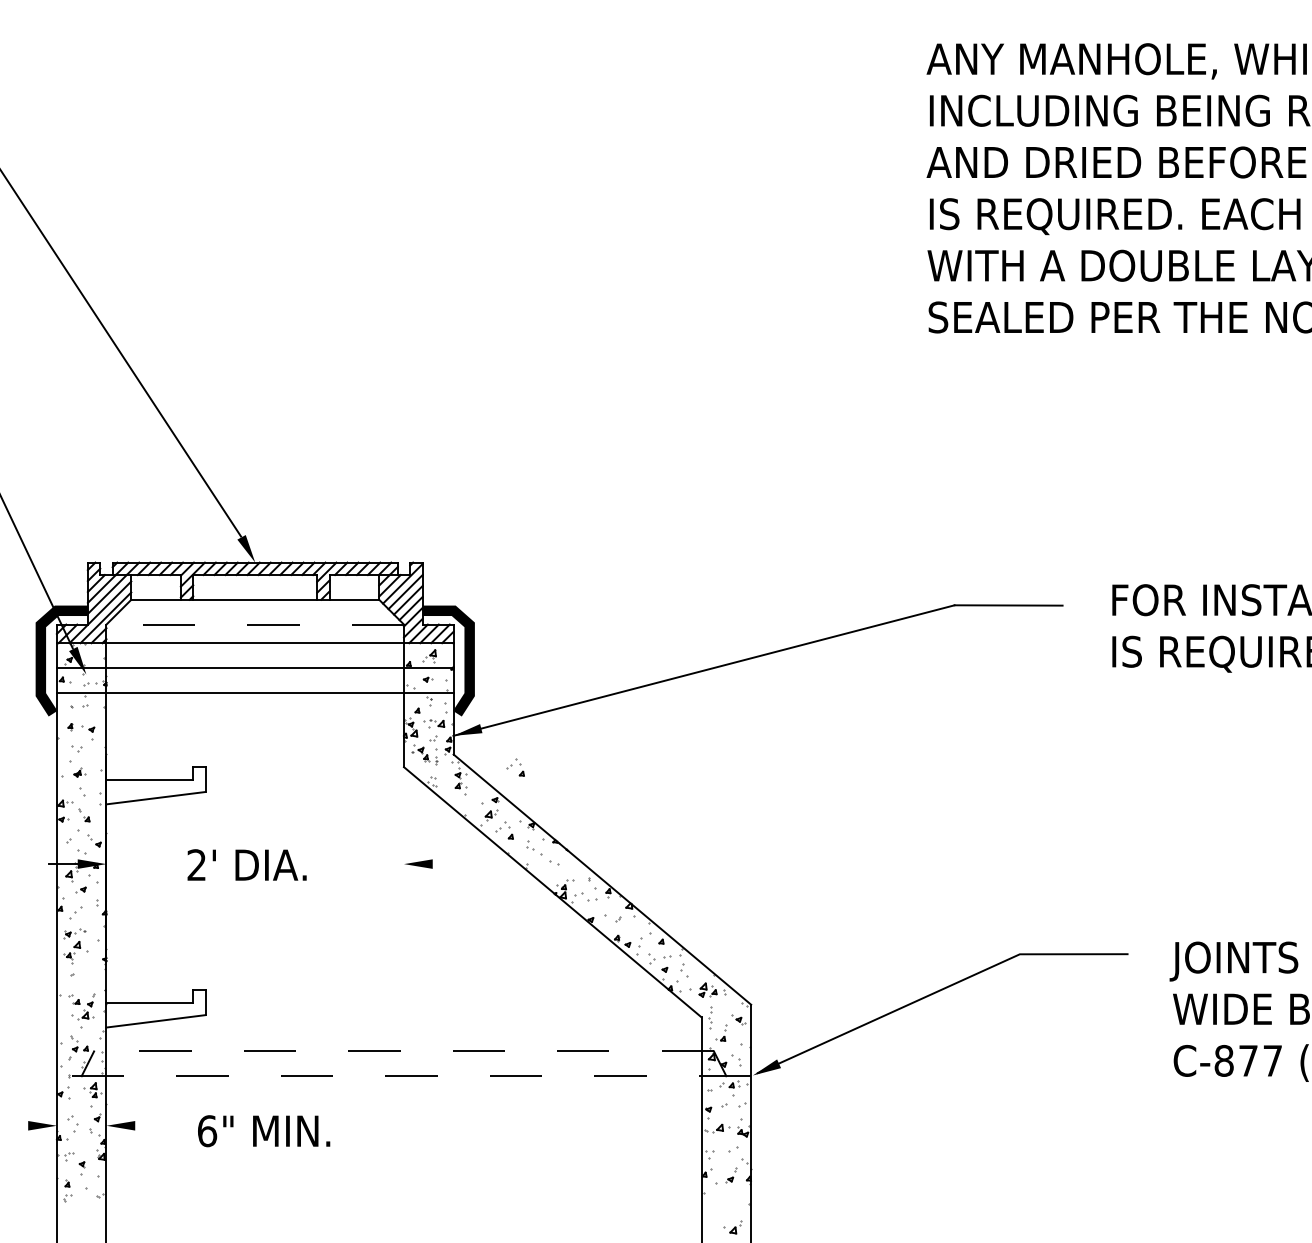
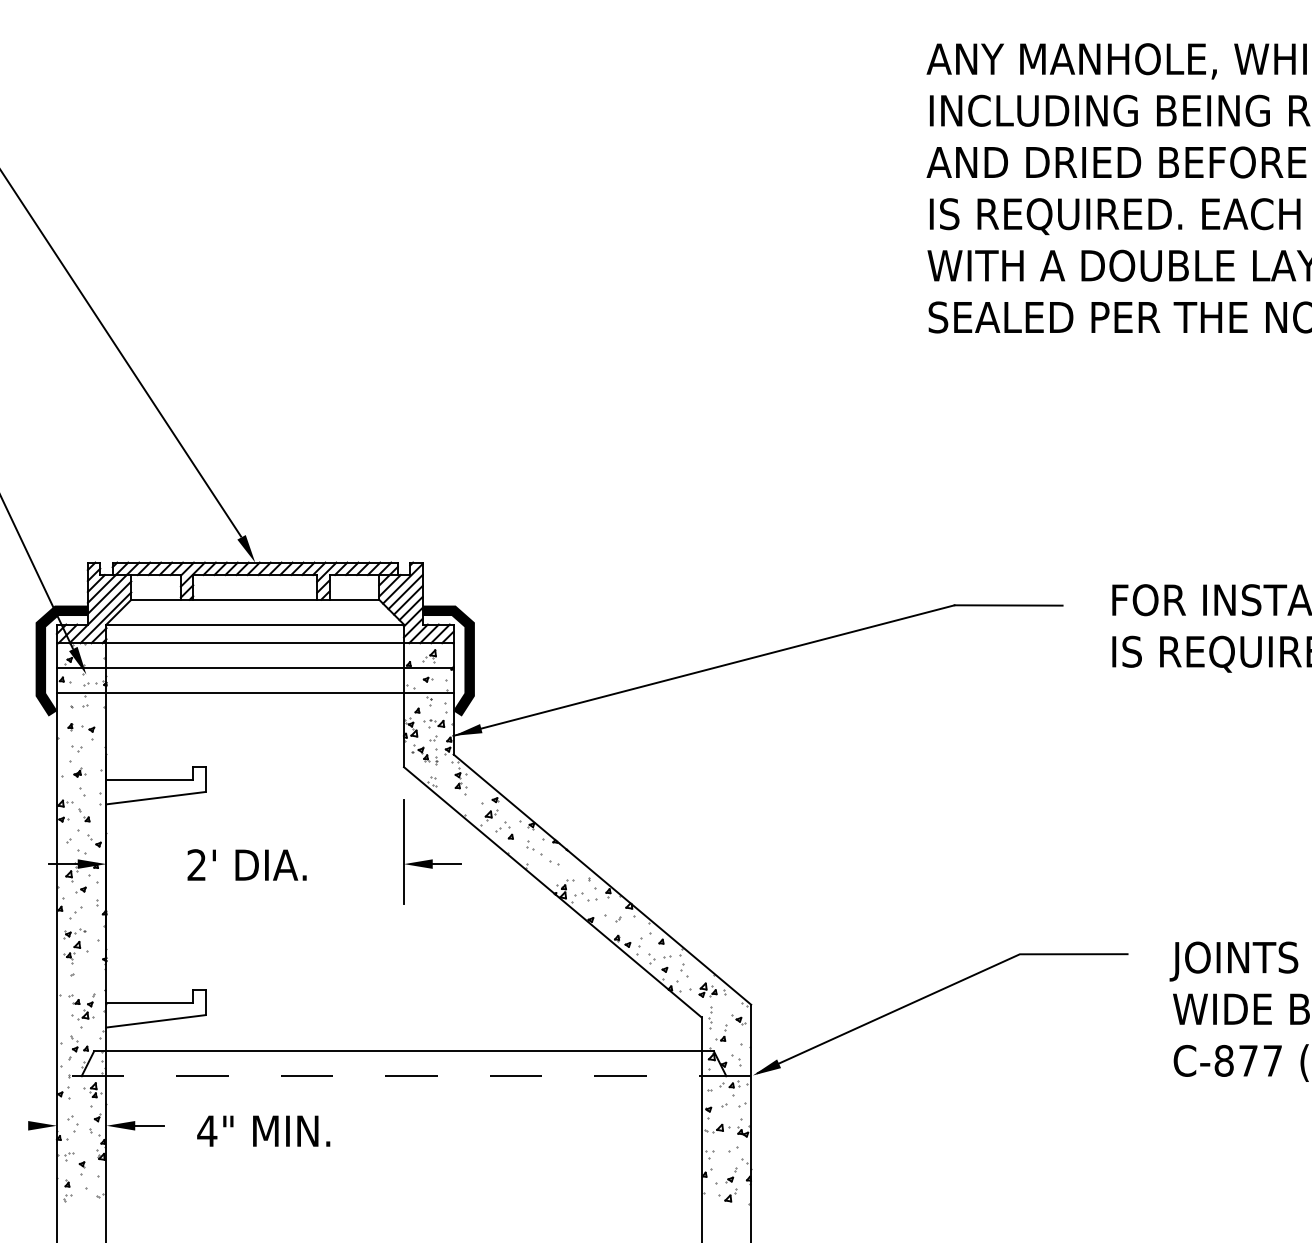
line: dashed -> solid (255, 624)
part: present -> none (515, 767)
line: none -> present (404, 851)
line: none -> present (446, 864)
line: dashed -> solid (404, 1051)
line: none -> present (149, 1125)
text: 6" -> 4" (207, 1131)
part position: (732, 1227) -> (727, 1195) (727, 1195)
